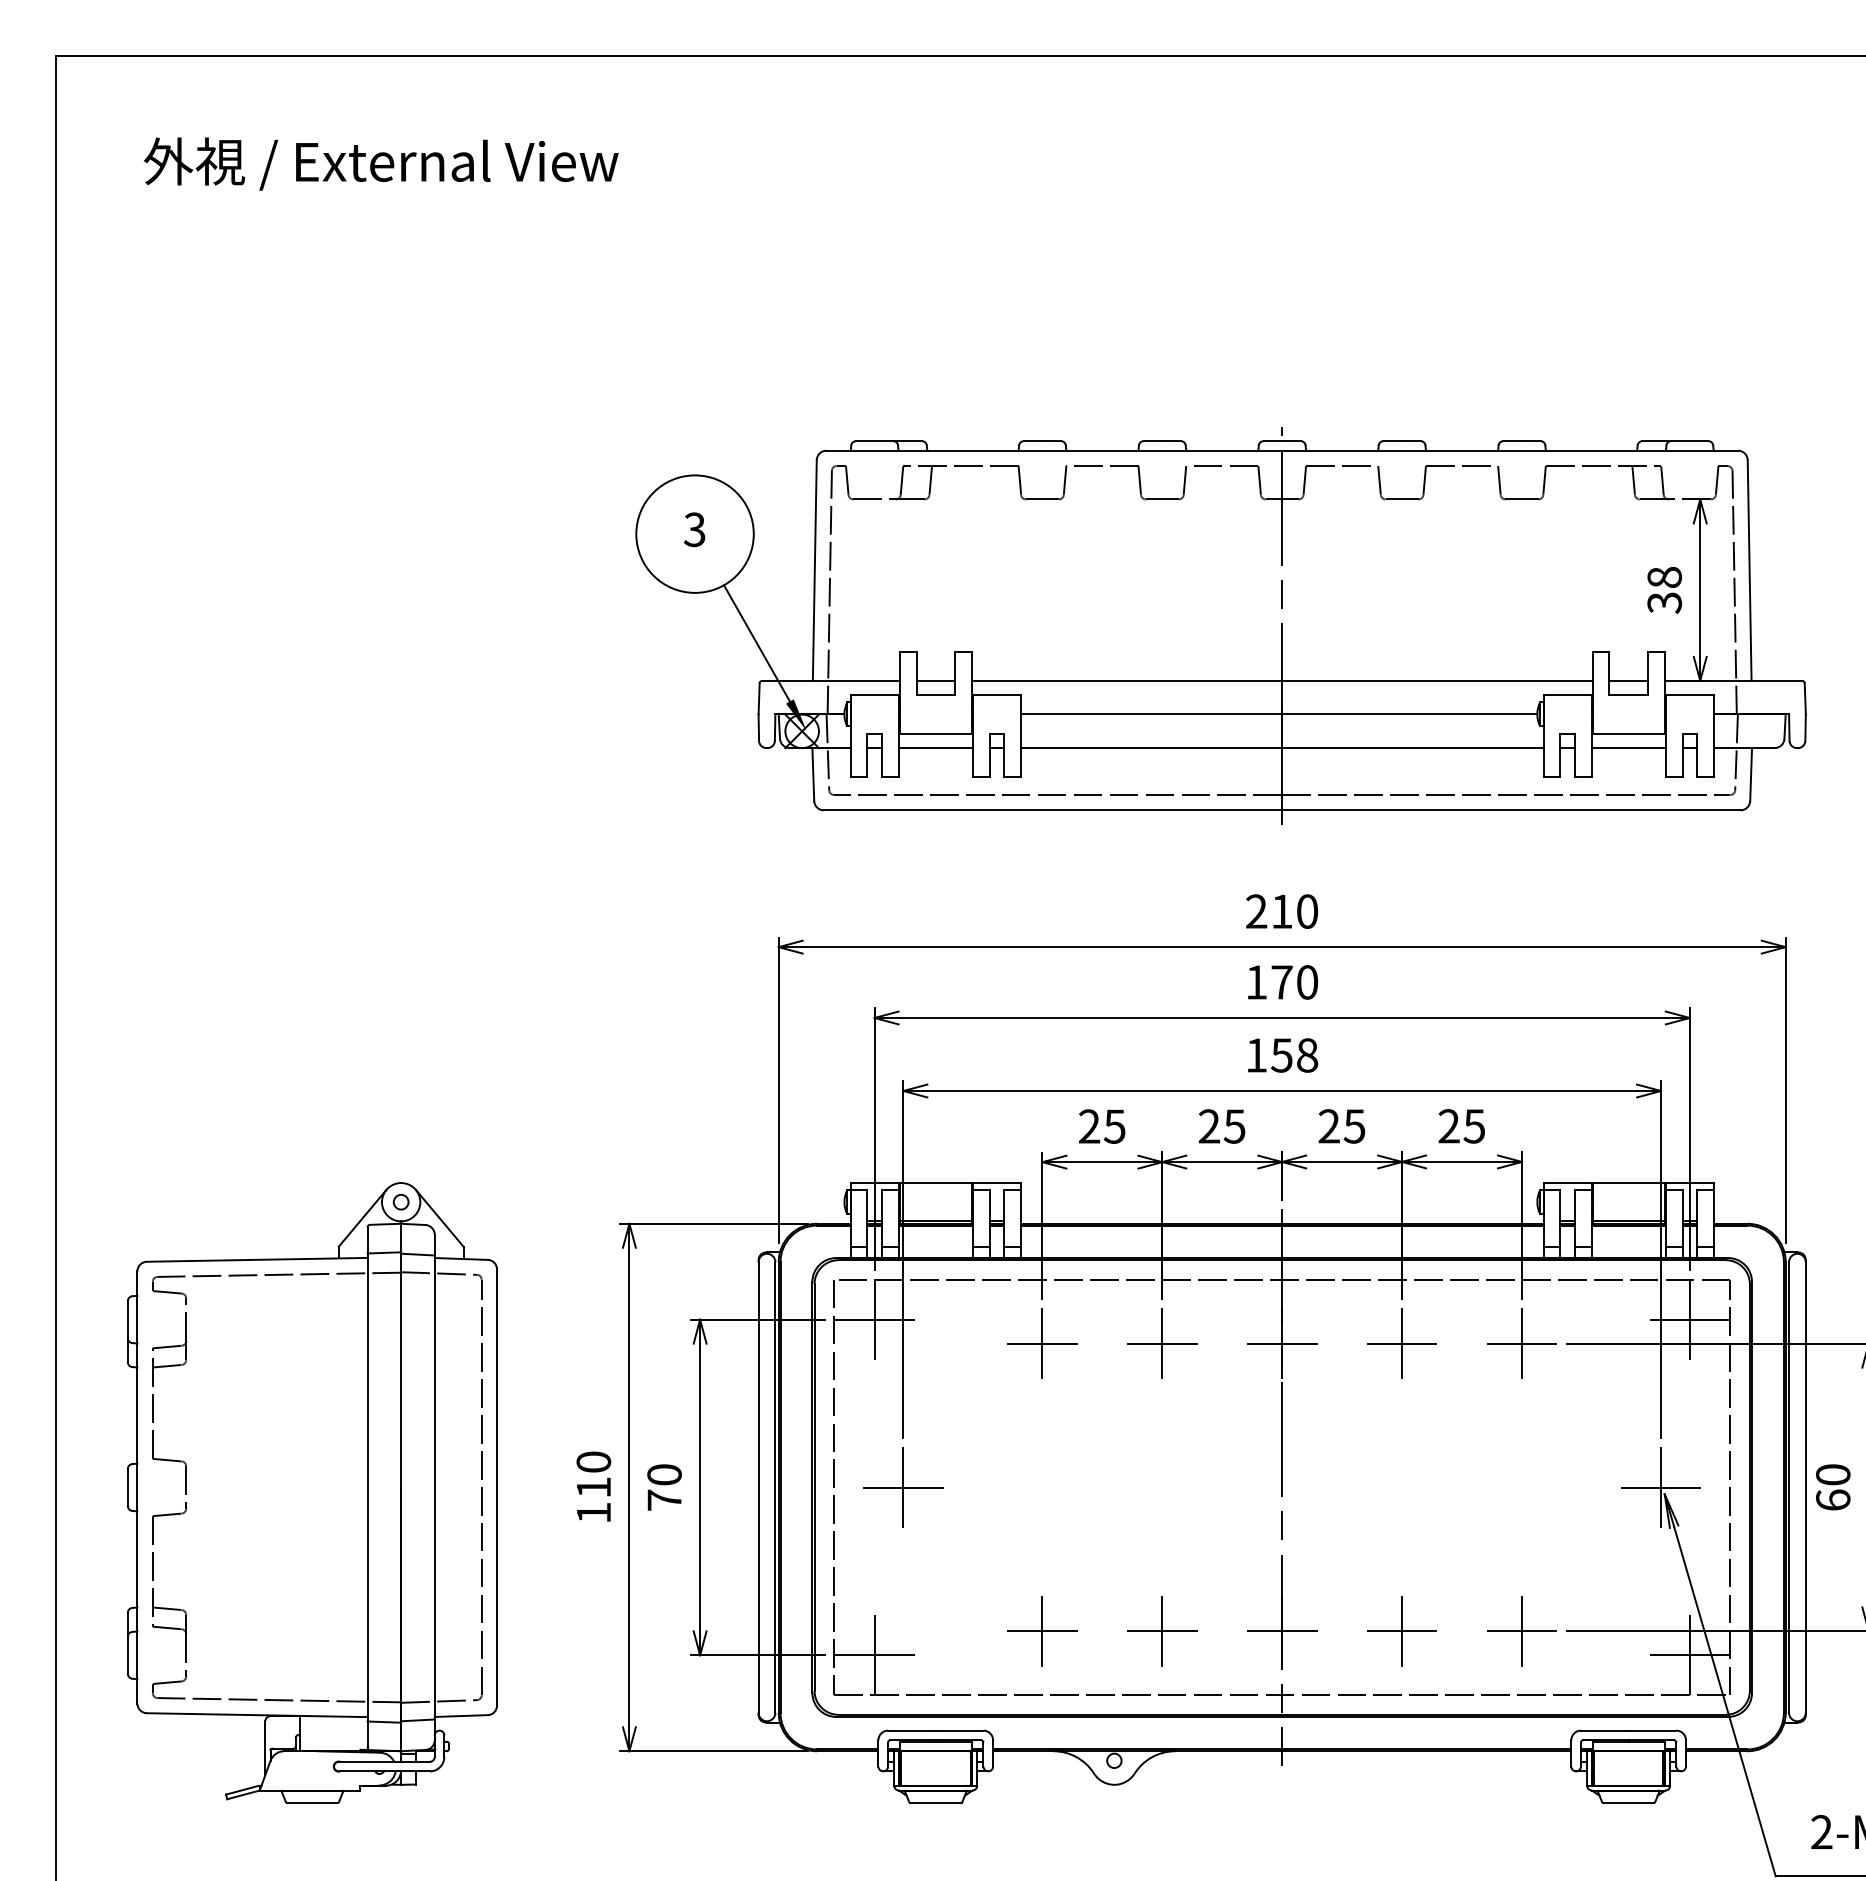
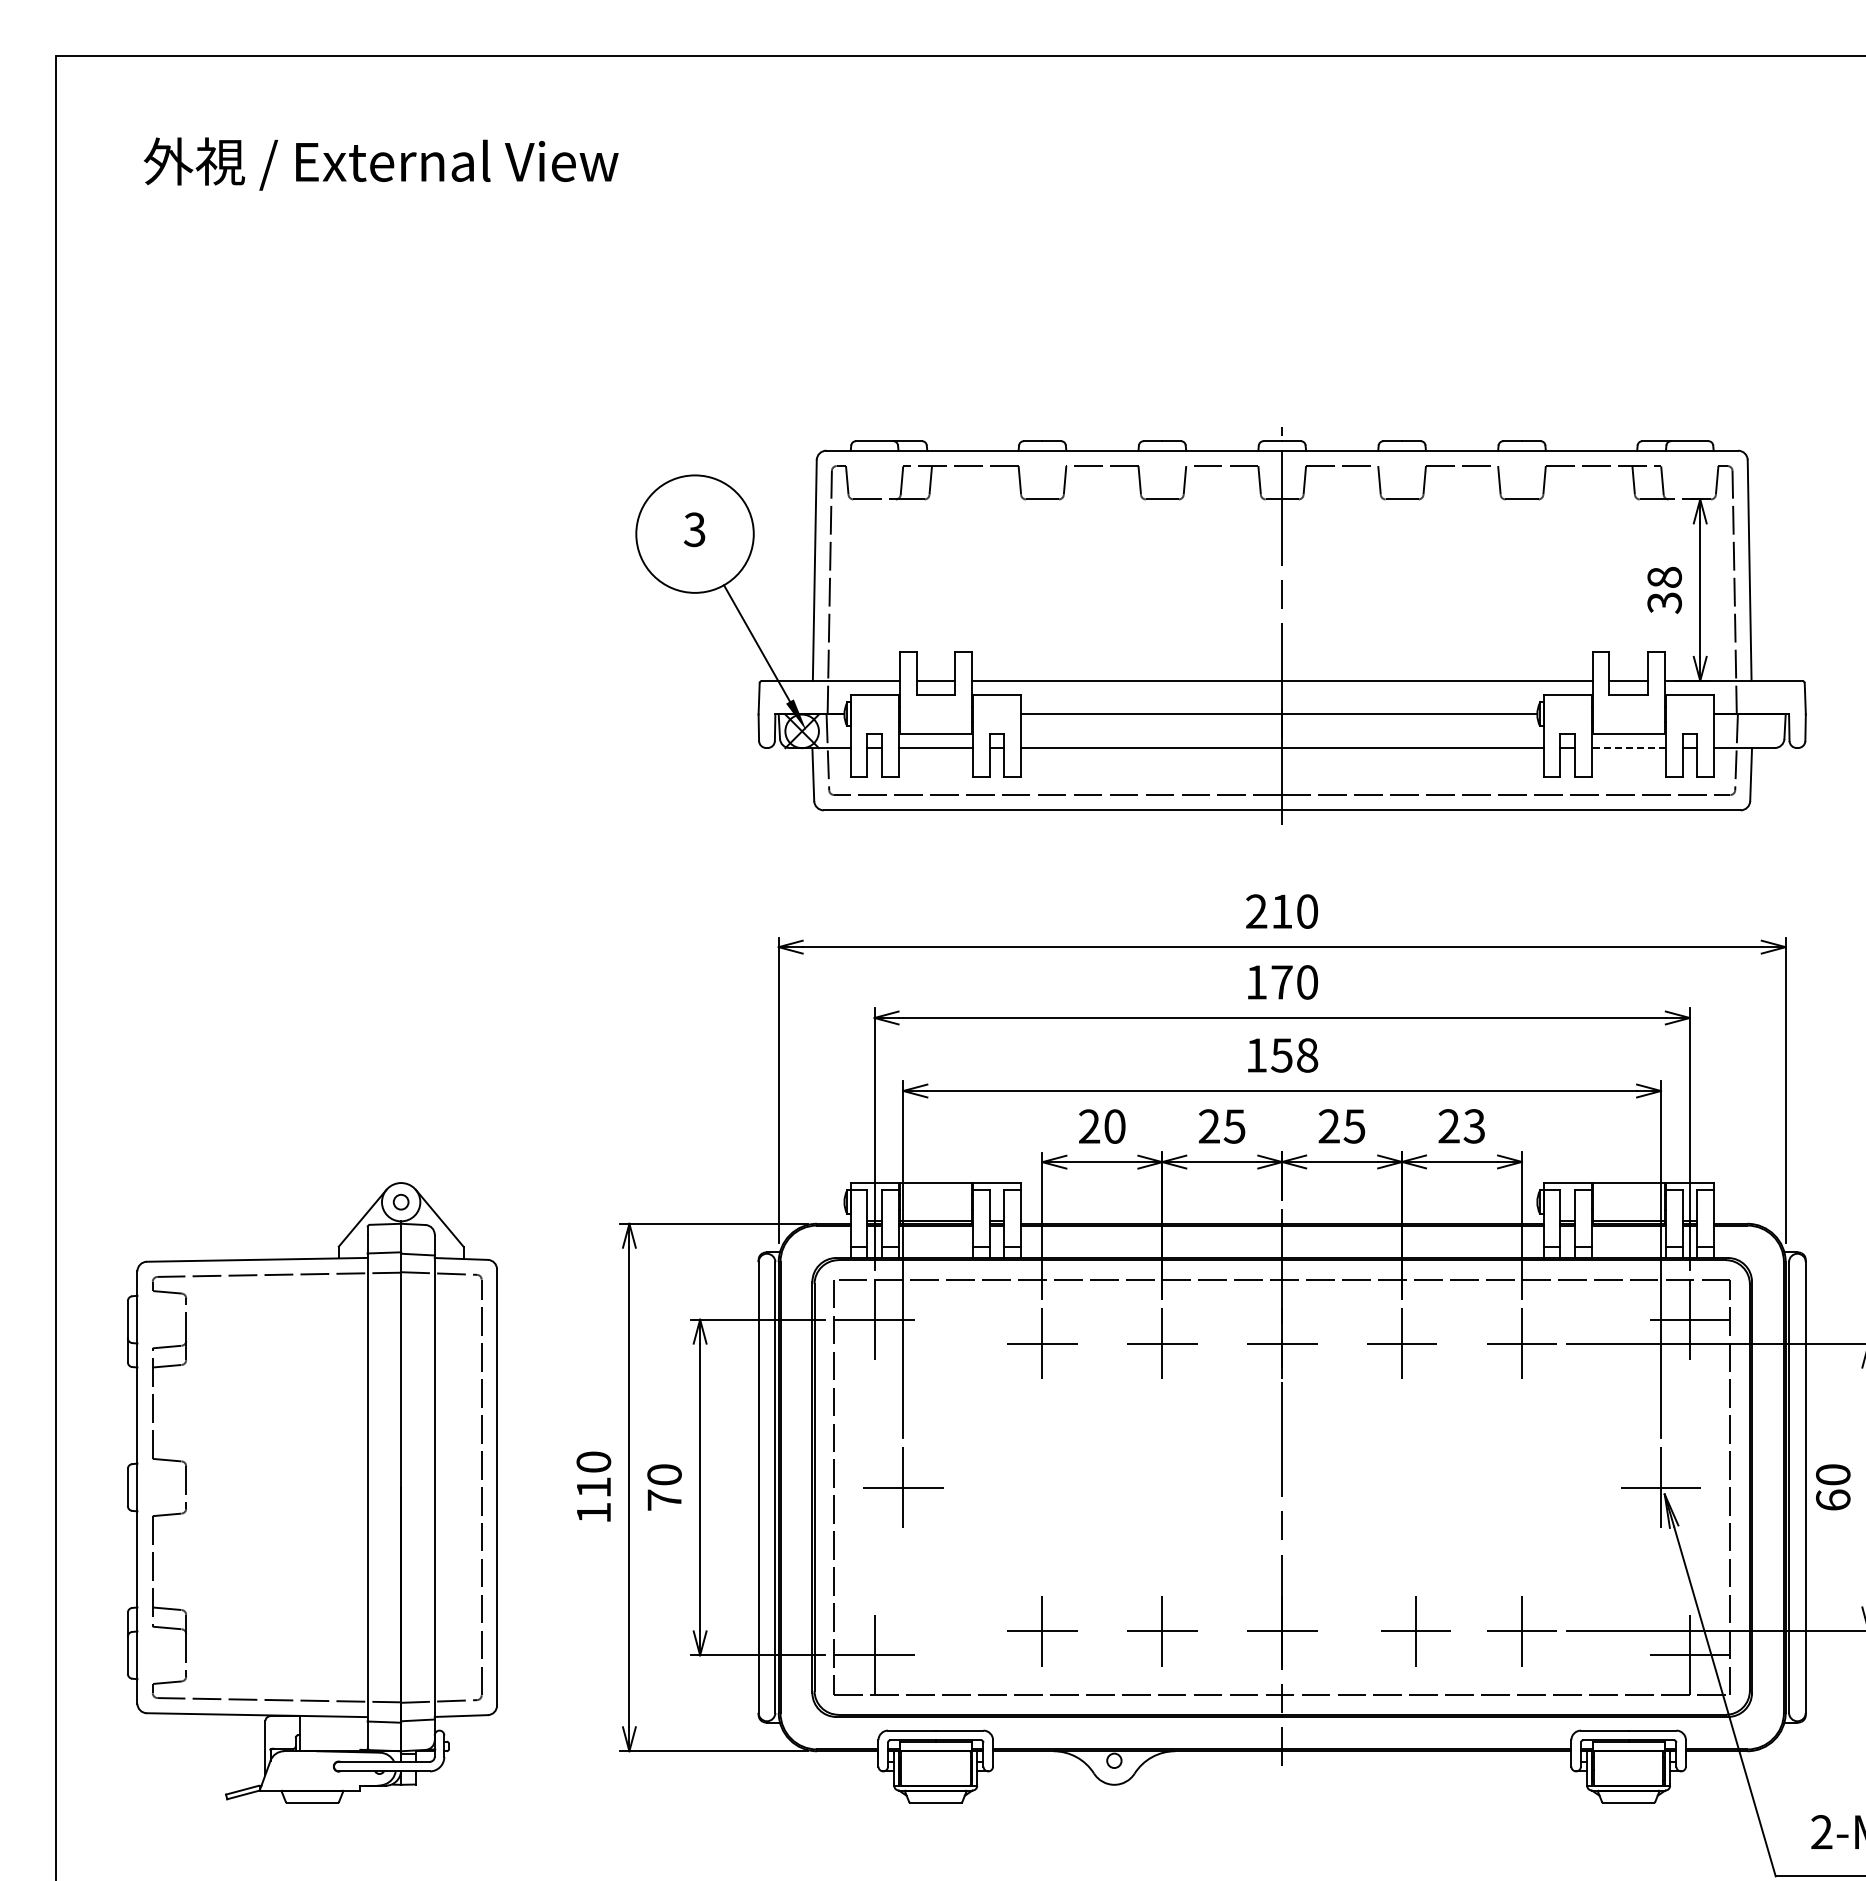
line: solid -> dashed (1628, 748)
text: 25 -> 20 (1114, 1126)
text: 25 -> 23 (1473, 1126)
part position: (1401, 1631) -> (1415, 1631) (1415, 1631)
